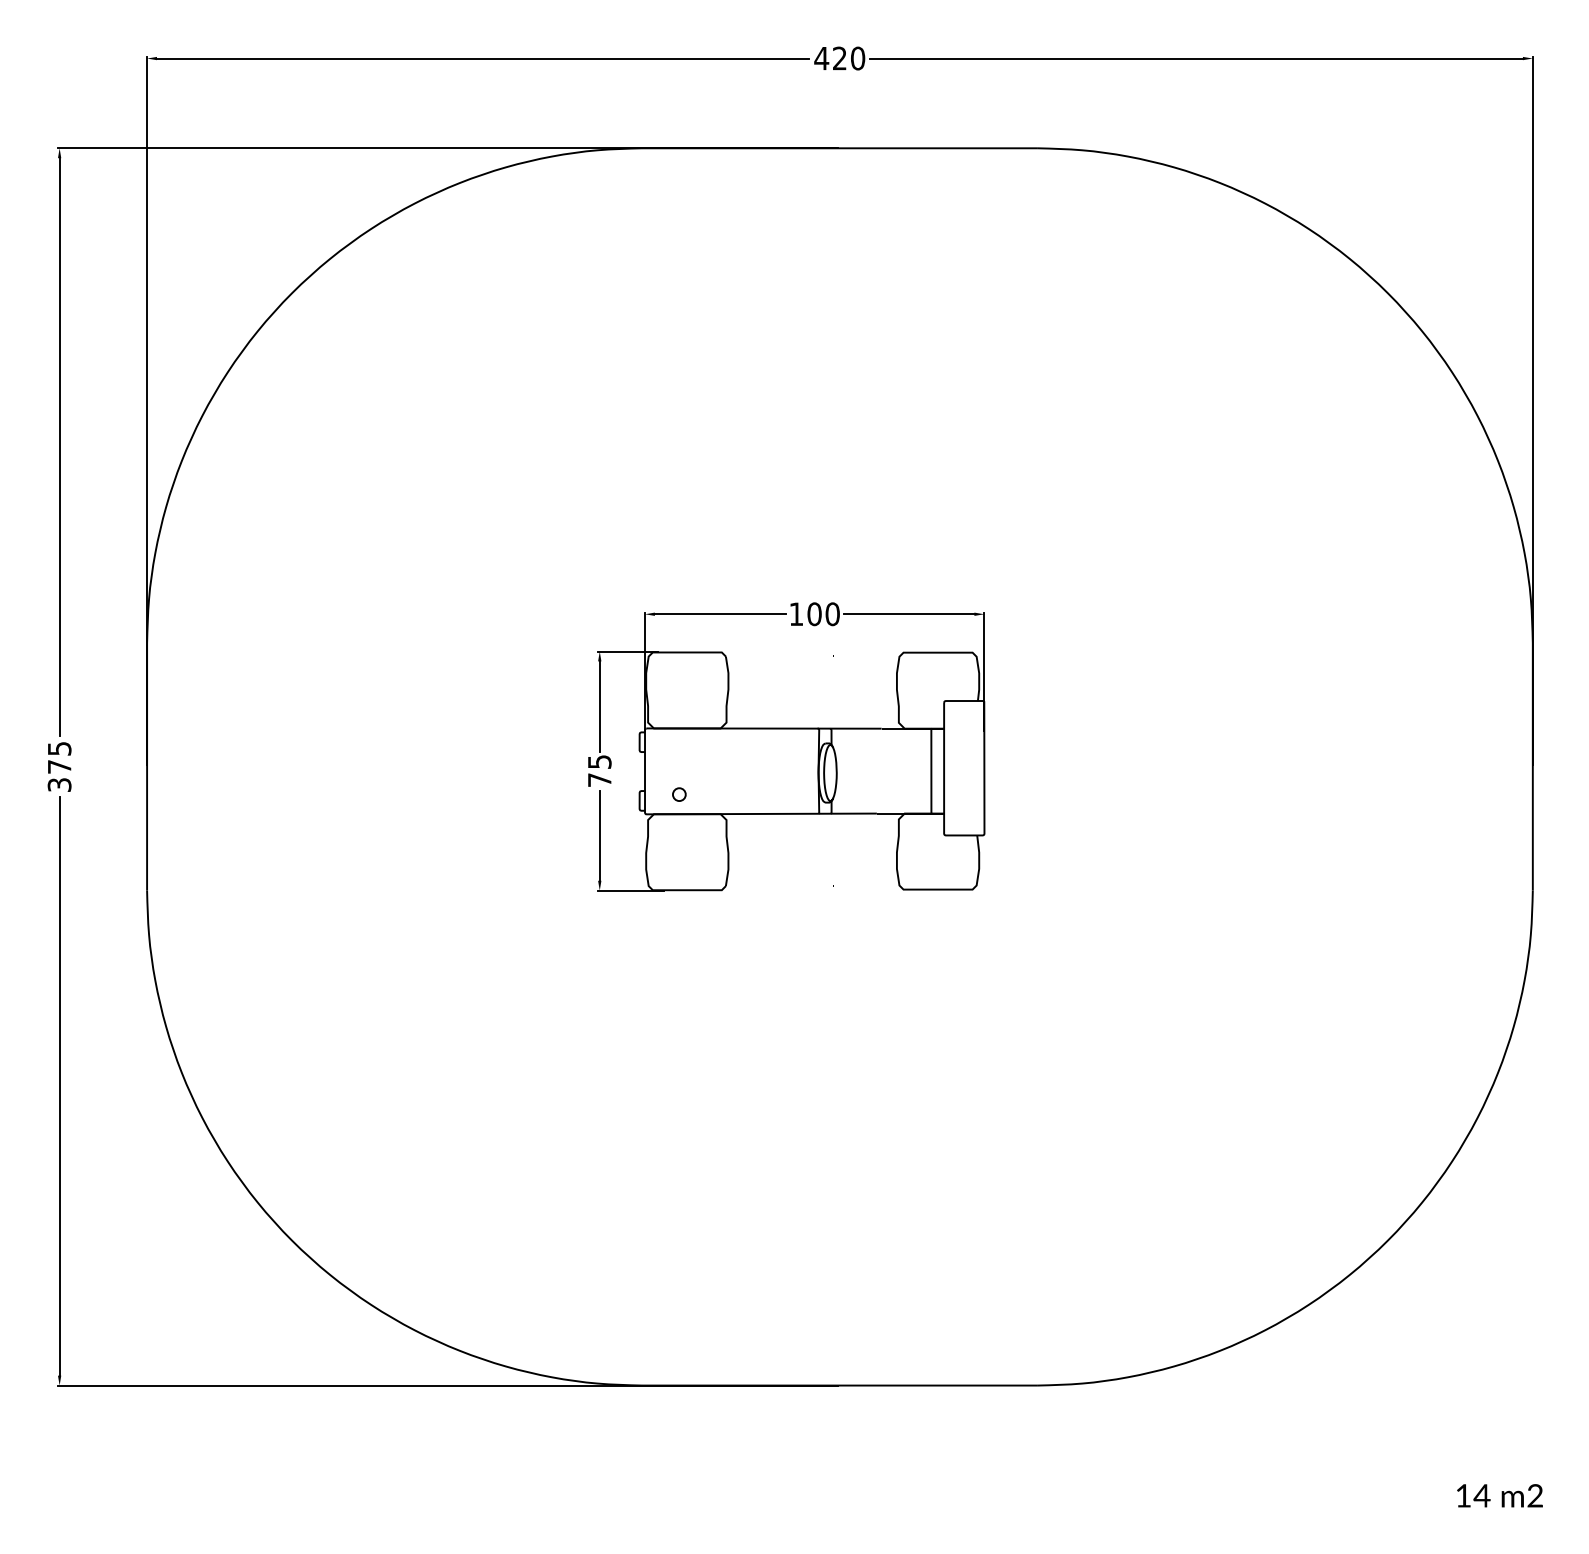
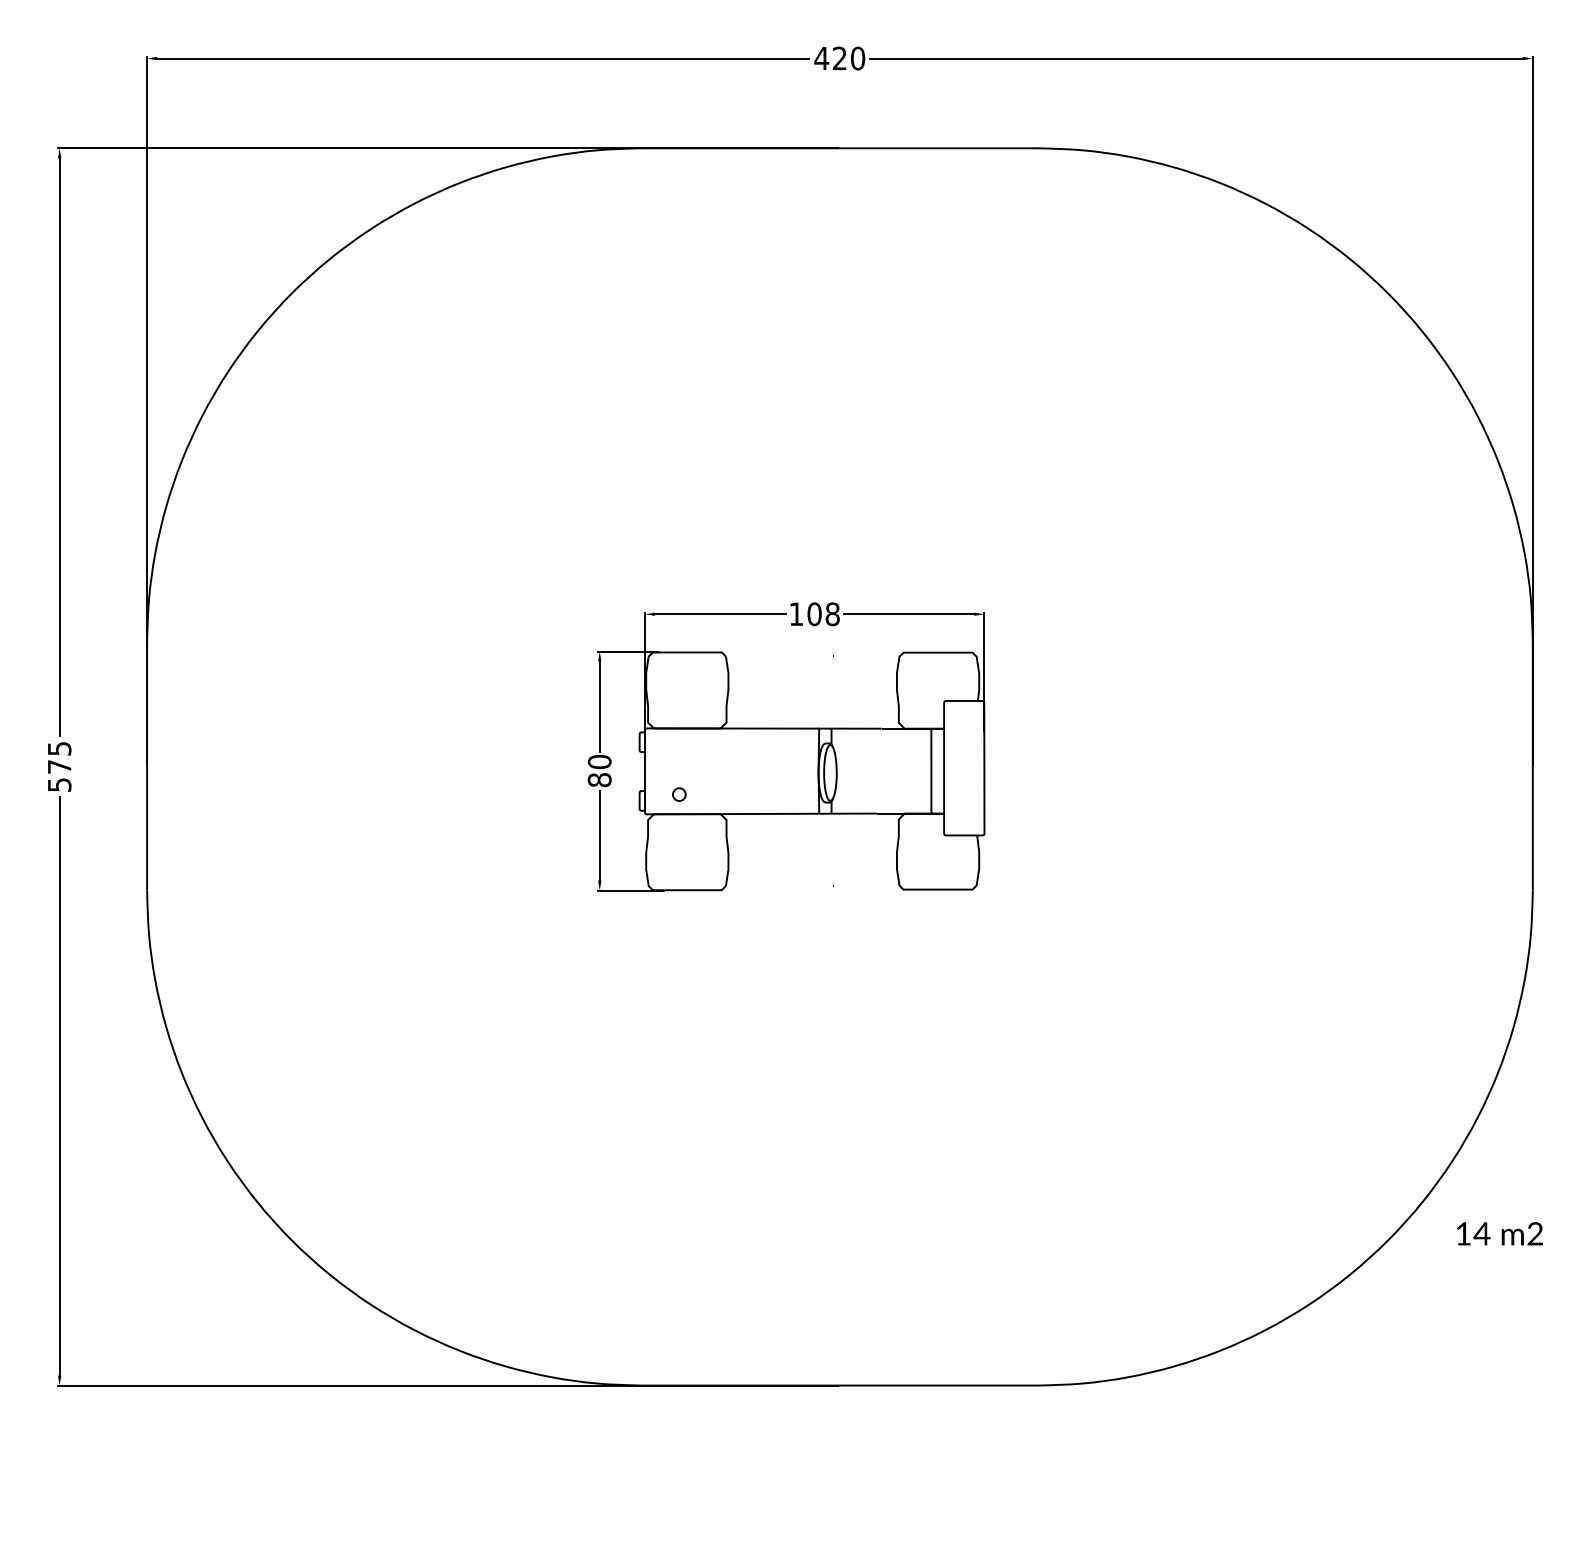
text: 100 -> 108 (832, 613)
text: 75 -> 80 (599, 770)
text: 375 -> 575 (58, 784)
text position: (1499, 1495) -> (1499, 1233) (1499, 1233)
